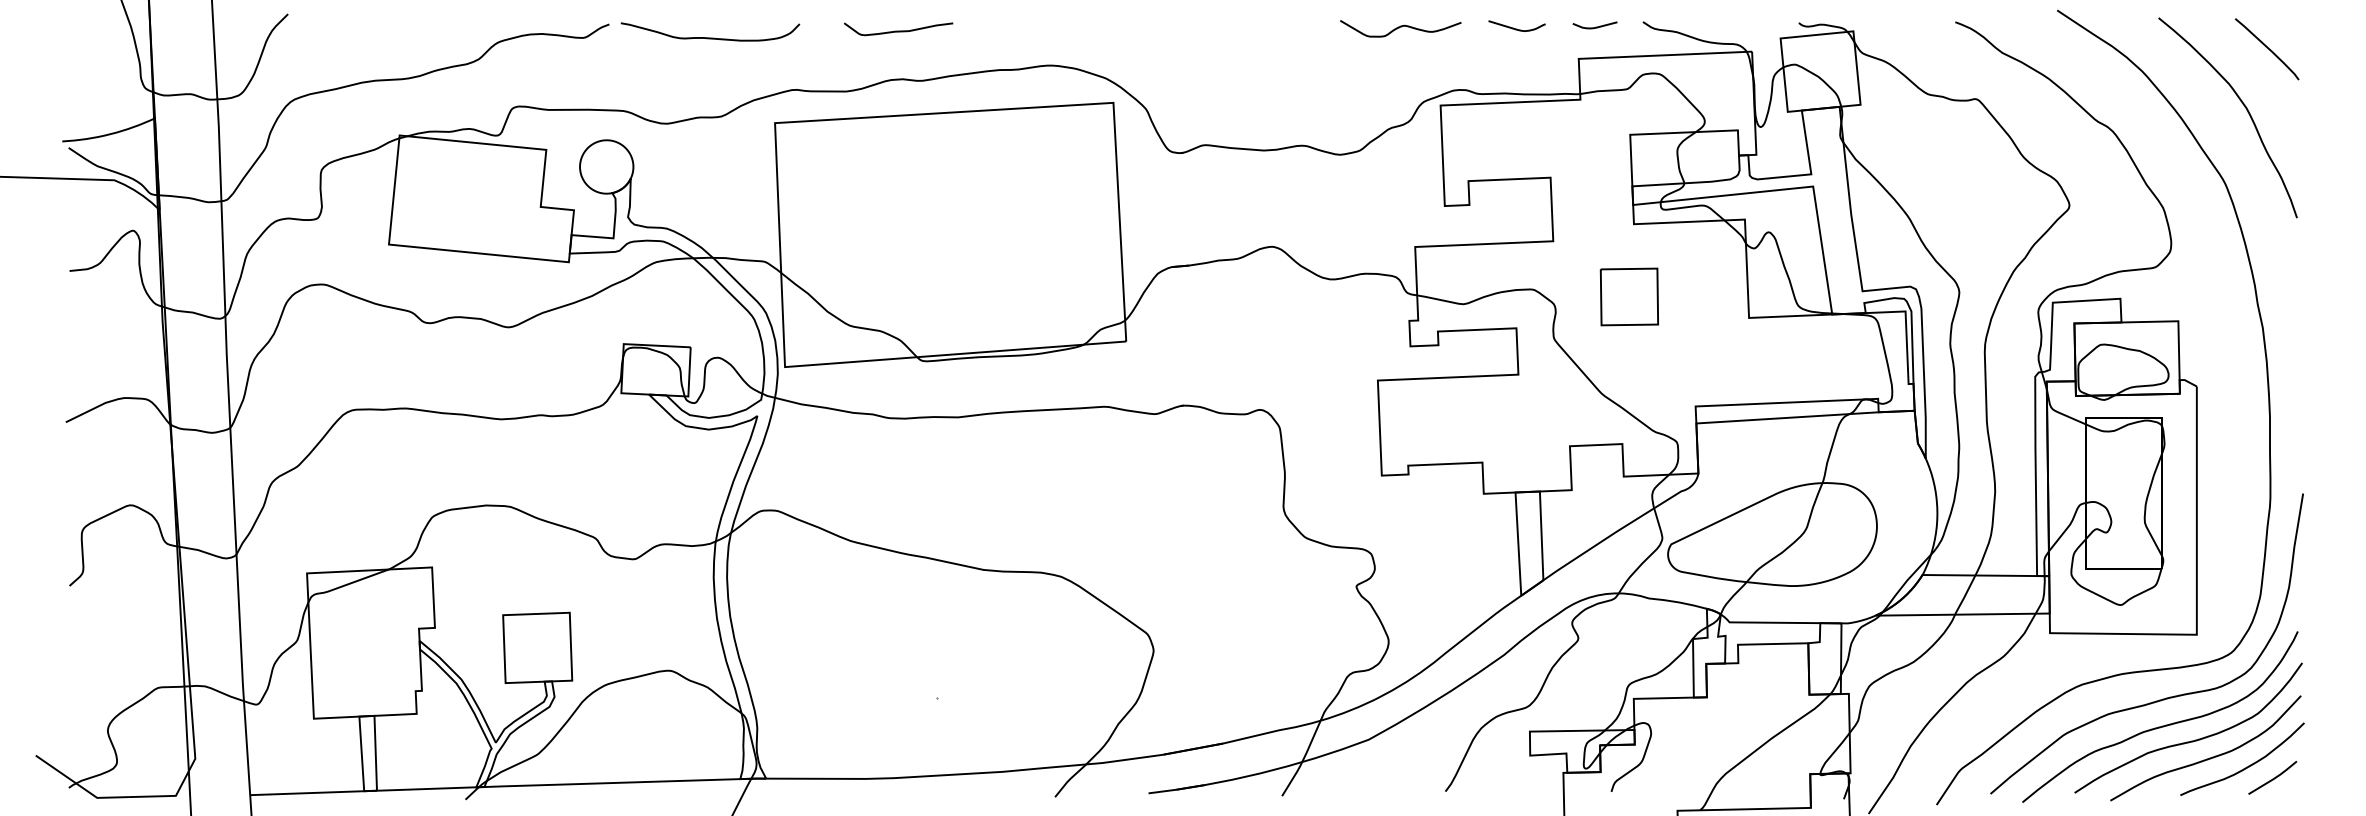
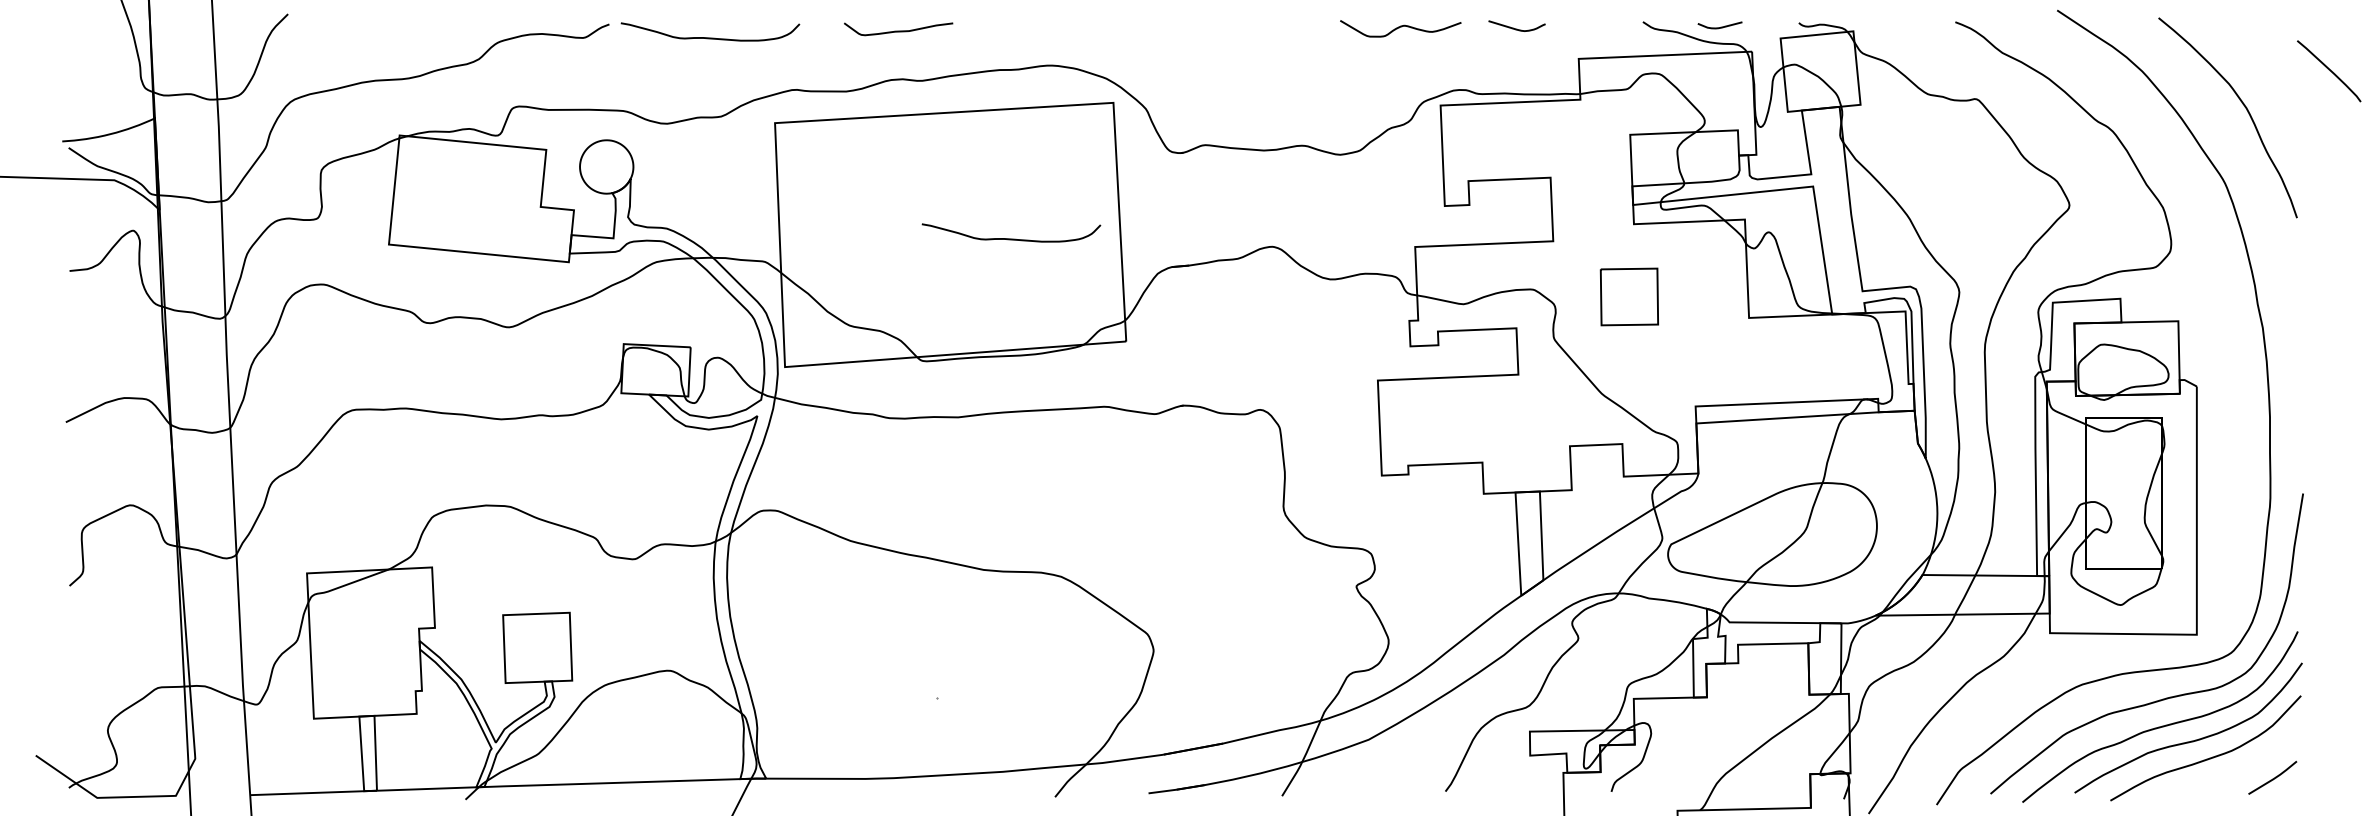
curve position: (1595, 26) -> (1720, 26) (1720, 26)
curve position: (2267, 48) -> (2329, 70) (2329, 70)
curve: none -> present (1011, 238)
curve: present -> none (2246, 766)
